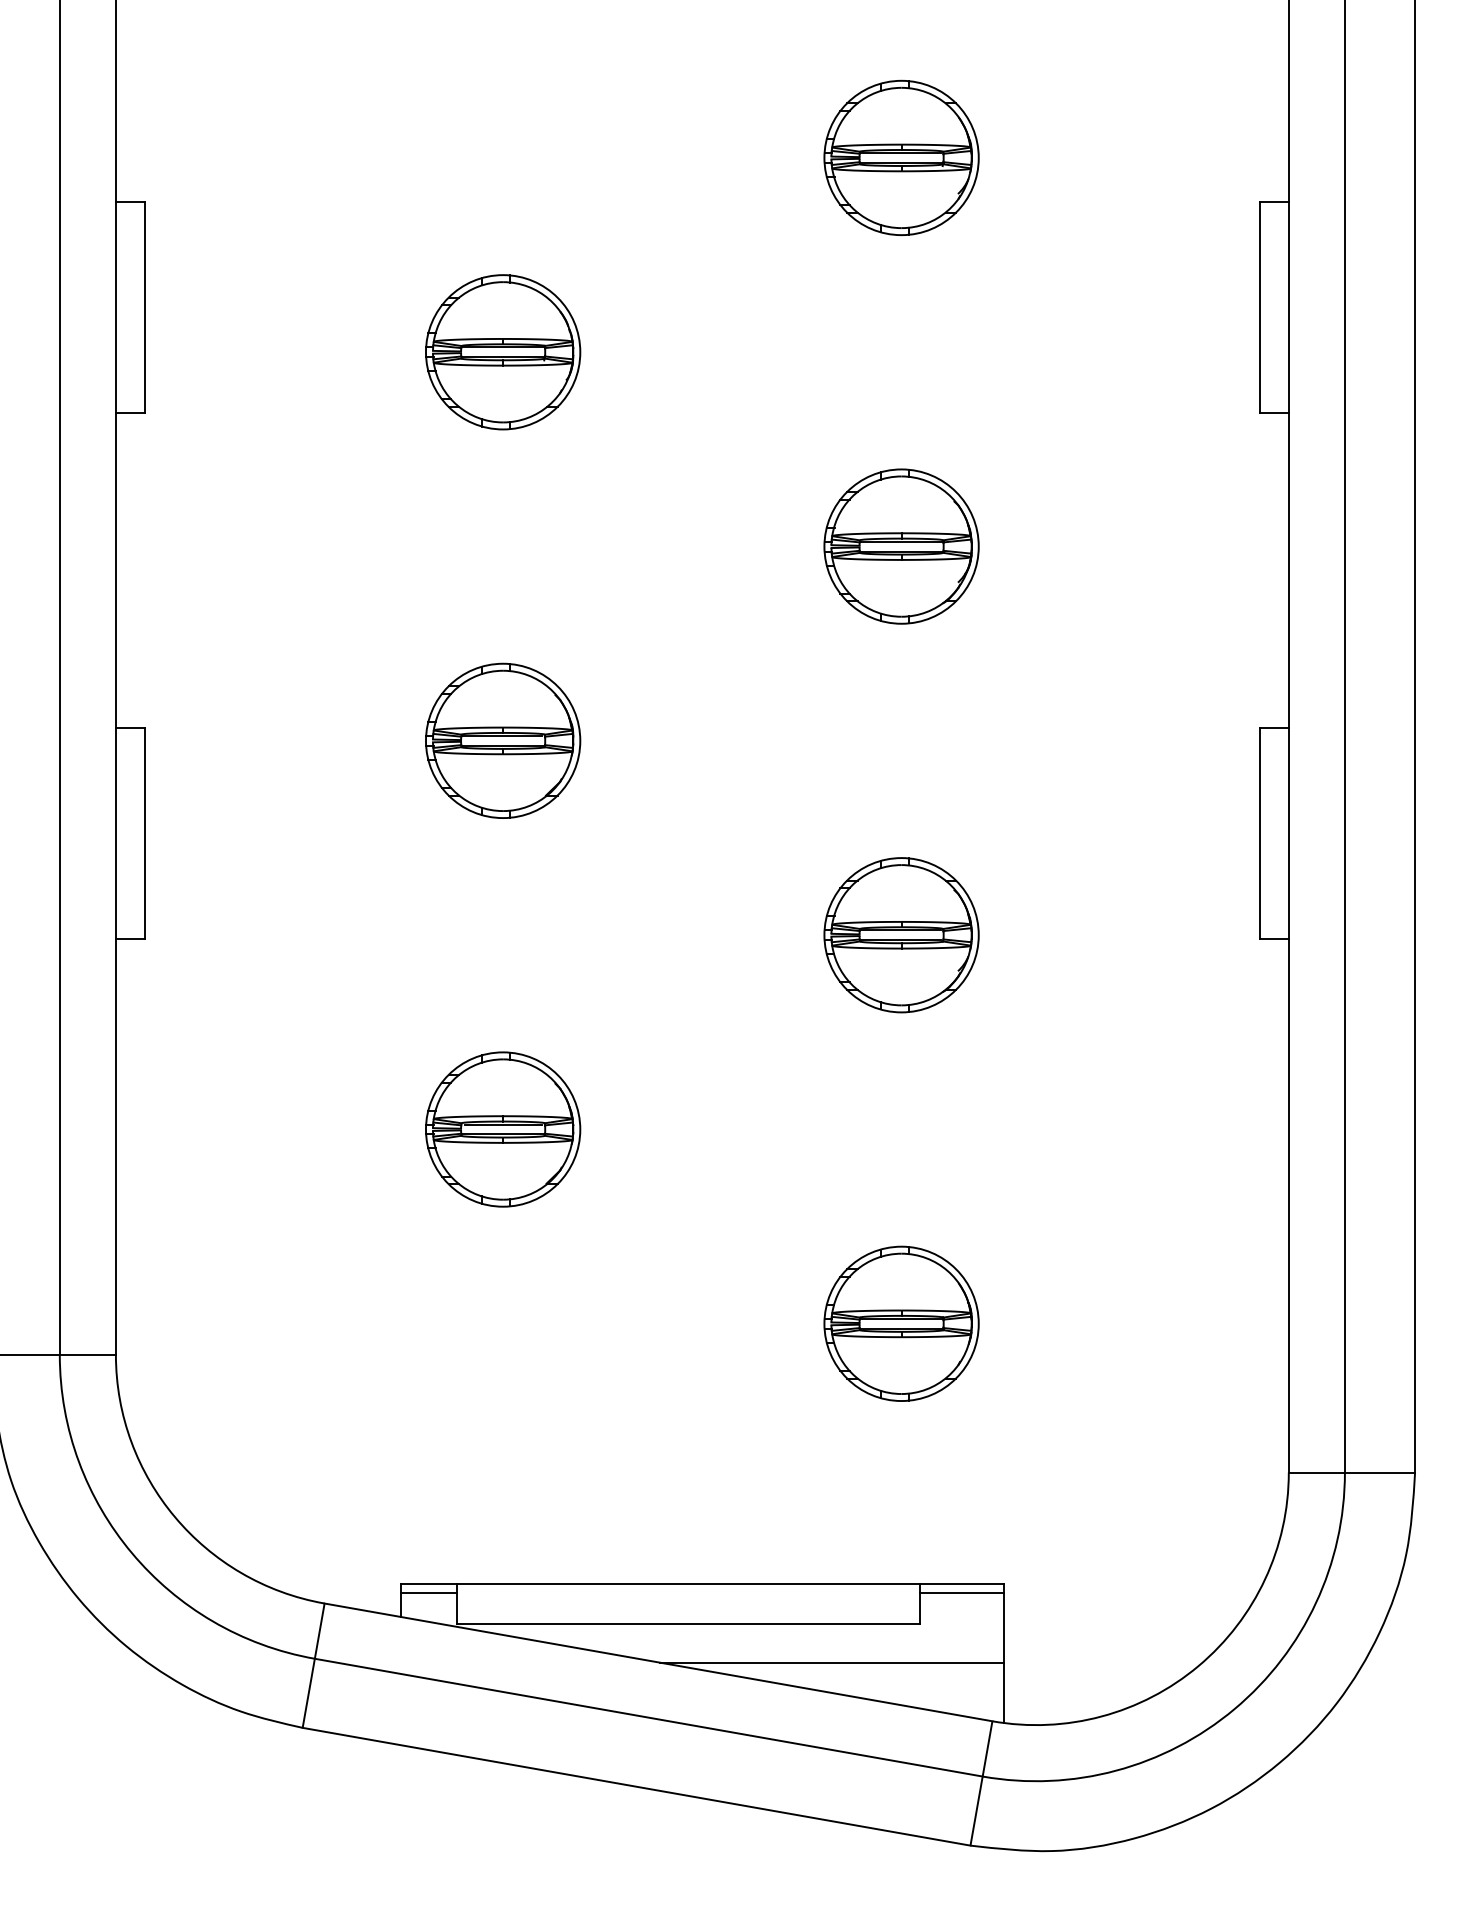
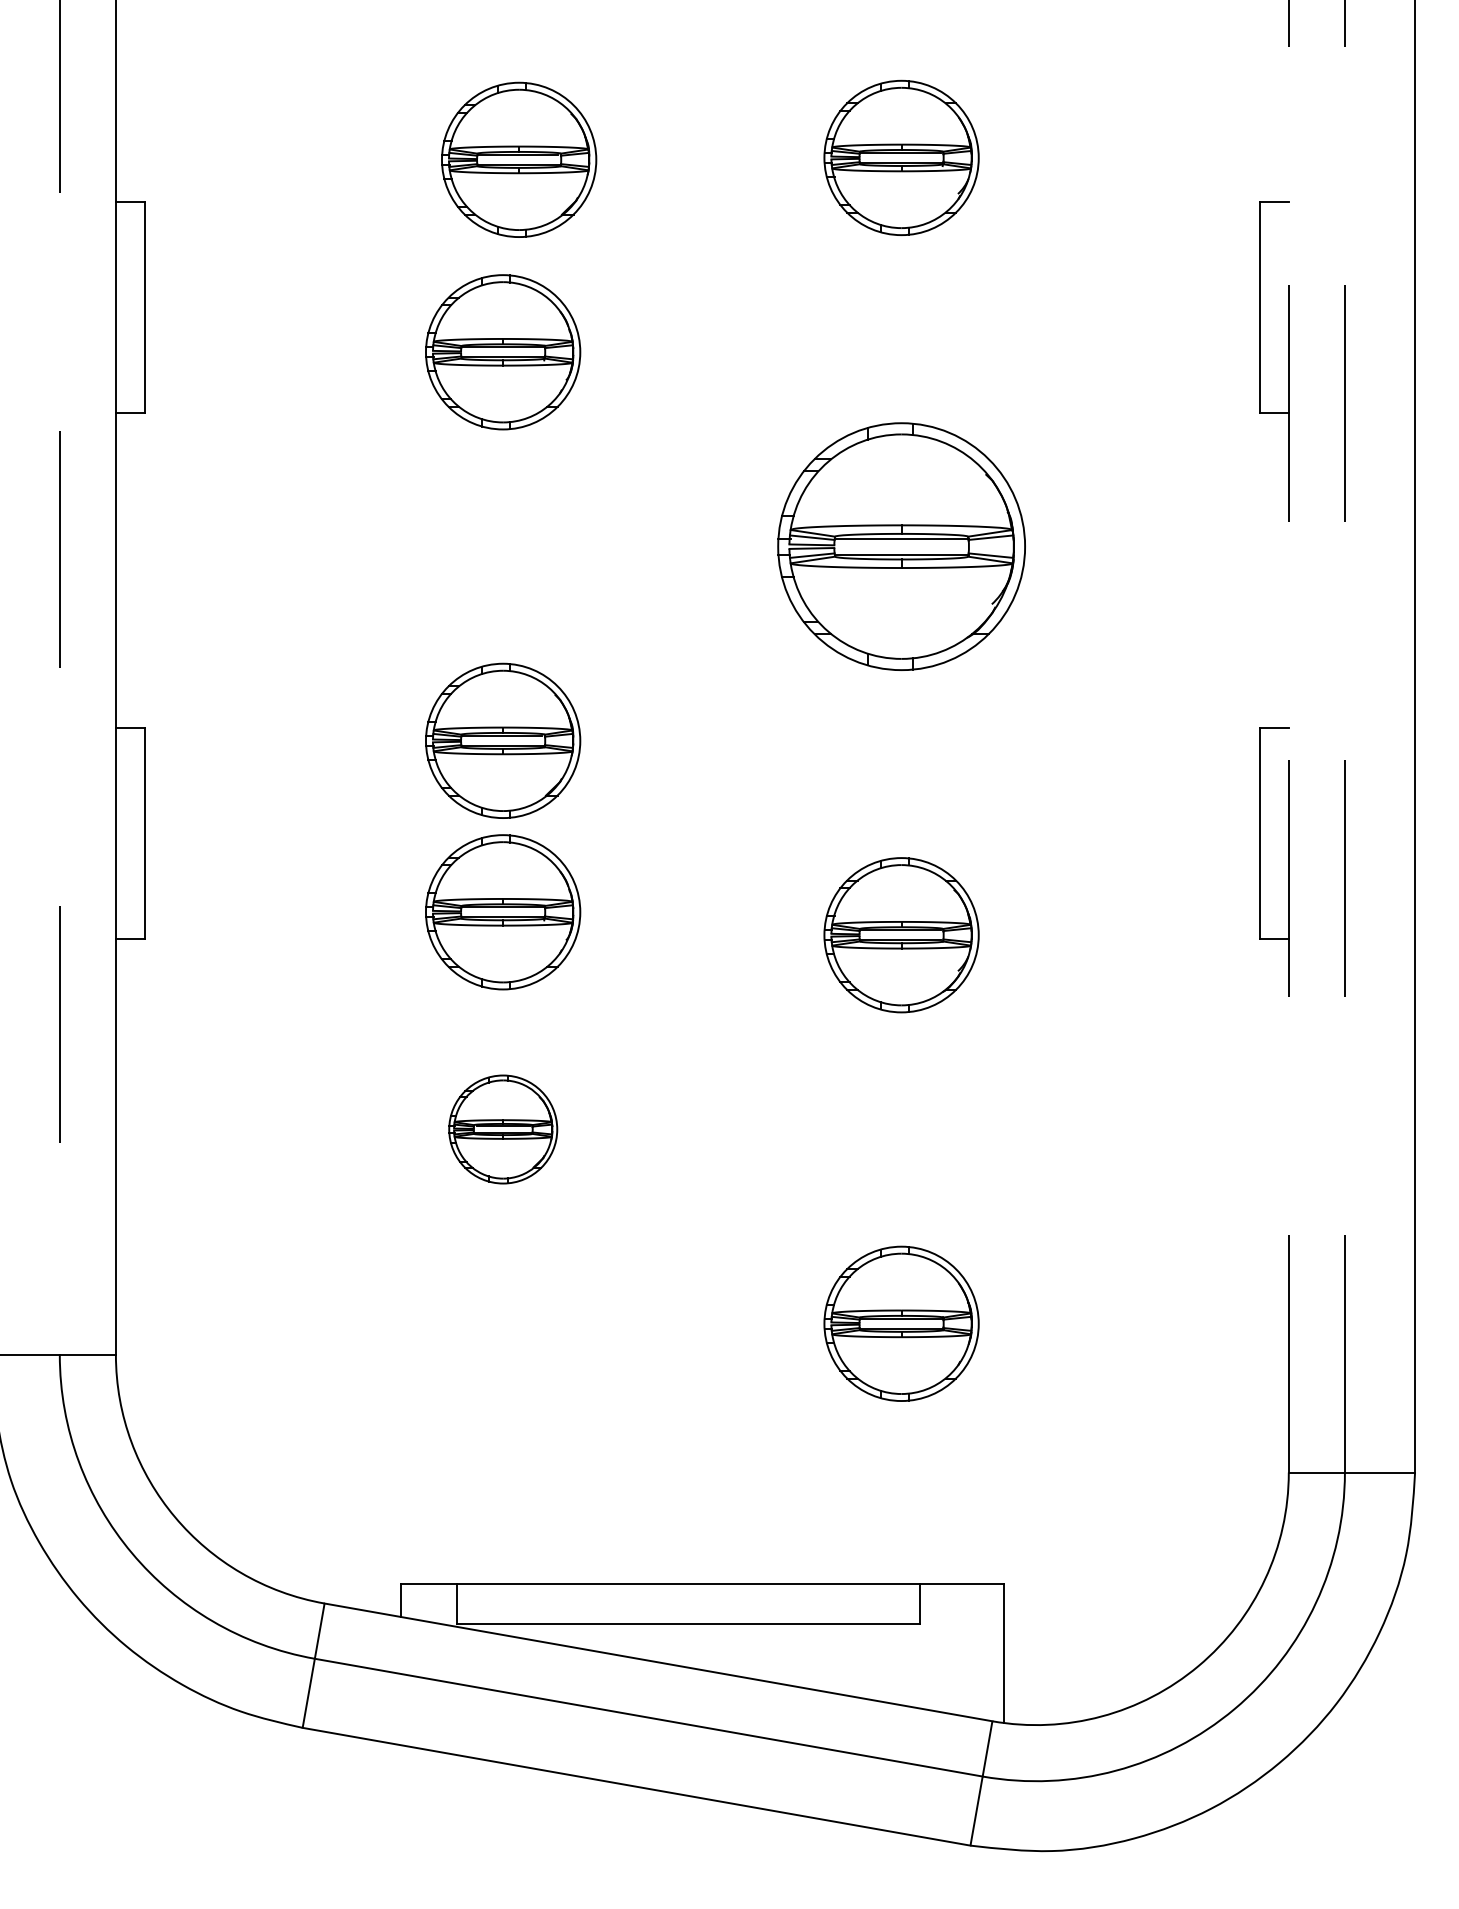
part: none -> present (519, 159)
part size: 157x157 px -> 249x249 px (901, 546)
line: solid -> dashed (59, 677)
line: solid -> dashed (1288, 736)
line: solid -> dashed (1344, 736)
part: none -> present (503, 912)
part size: 157x157 px -> 111x111 px (503, 1129)
line: present -> none (428, 1592)
line: present -> none (961, 1592)
line: present -> none (832, 1662)
